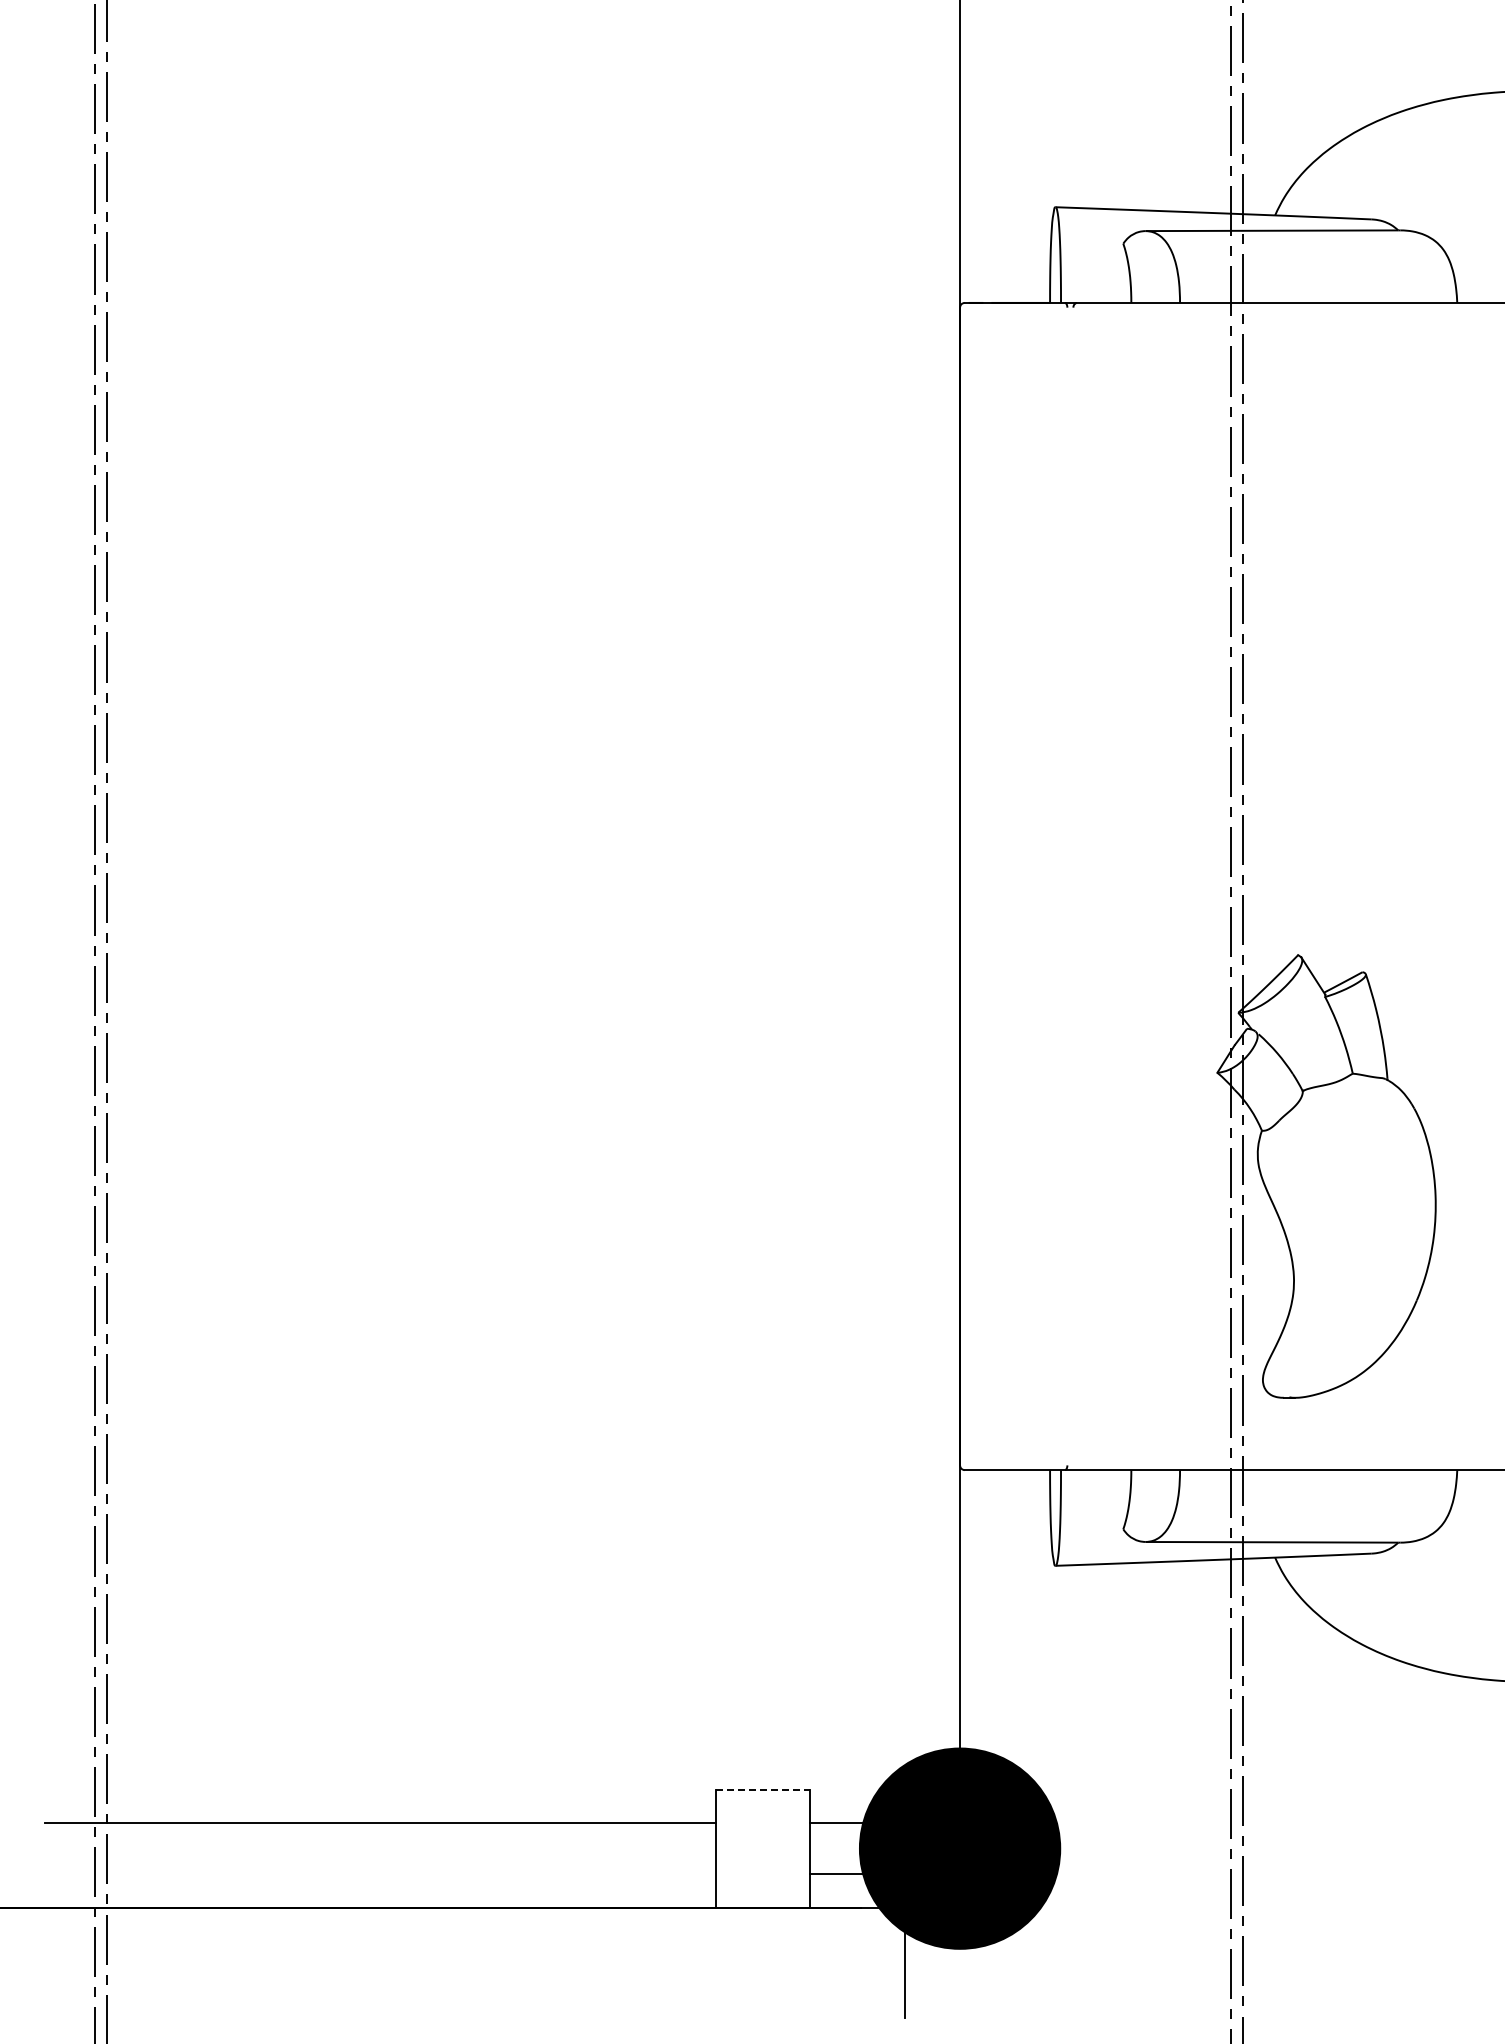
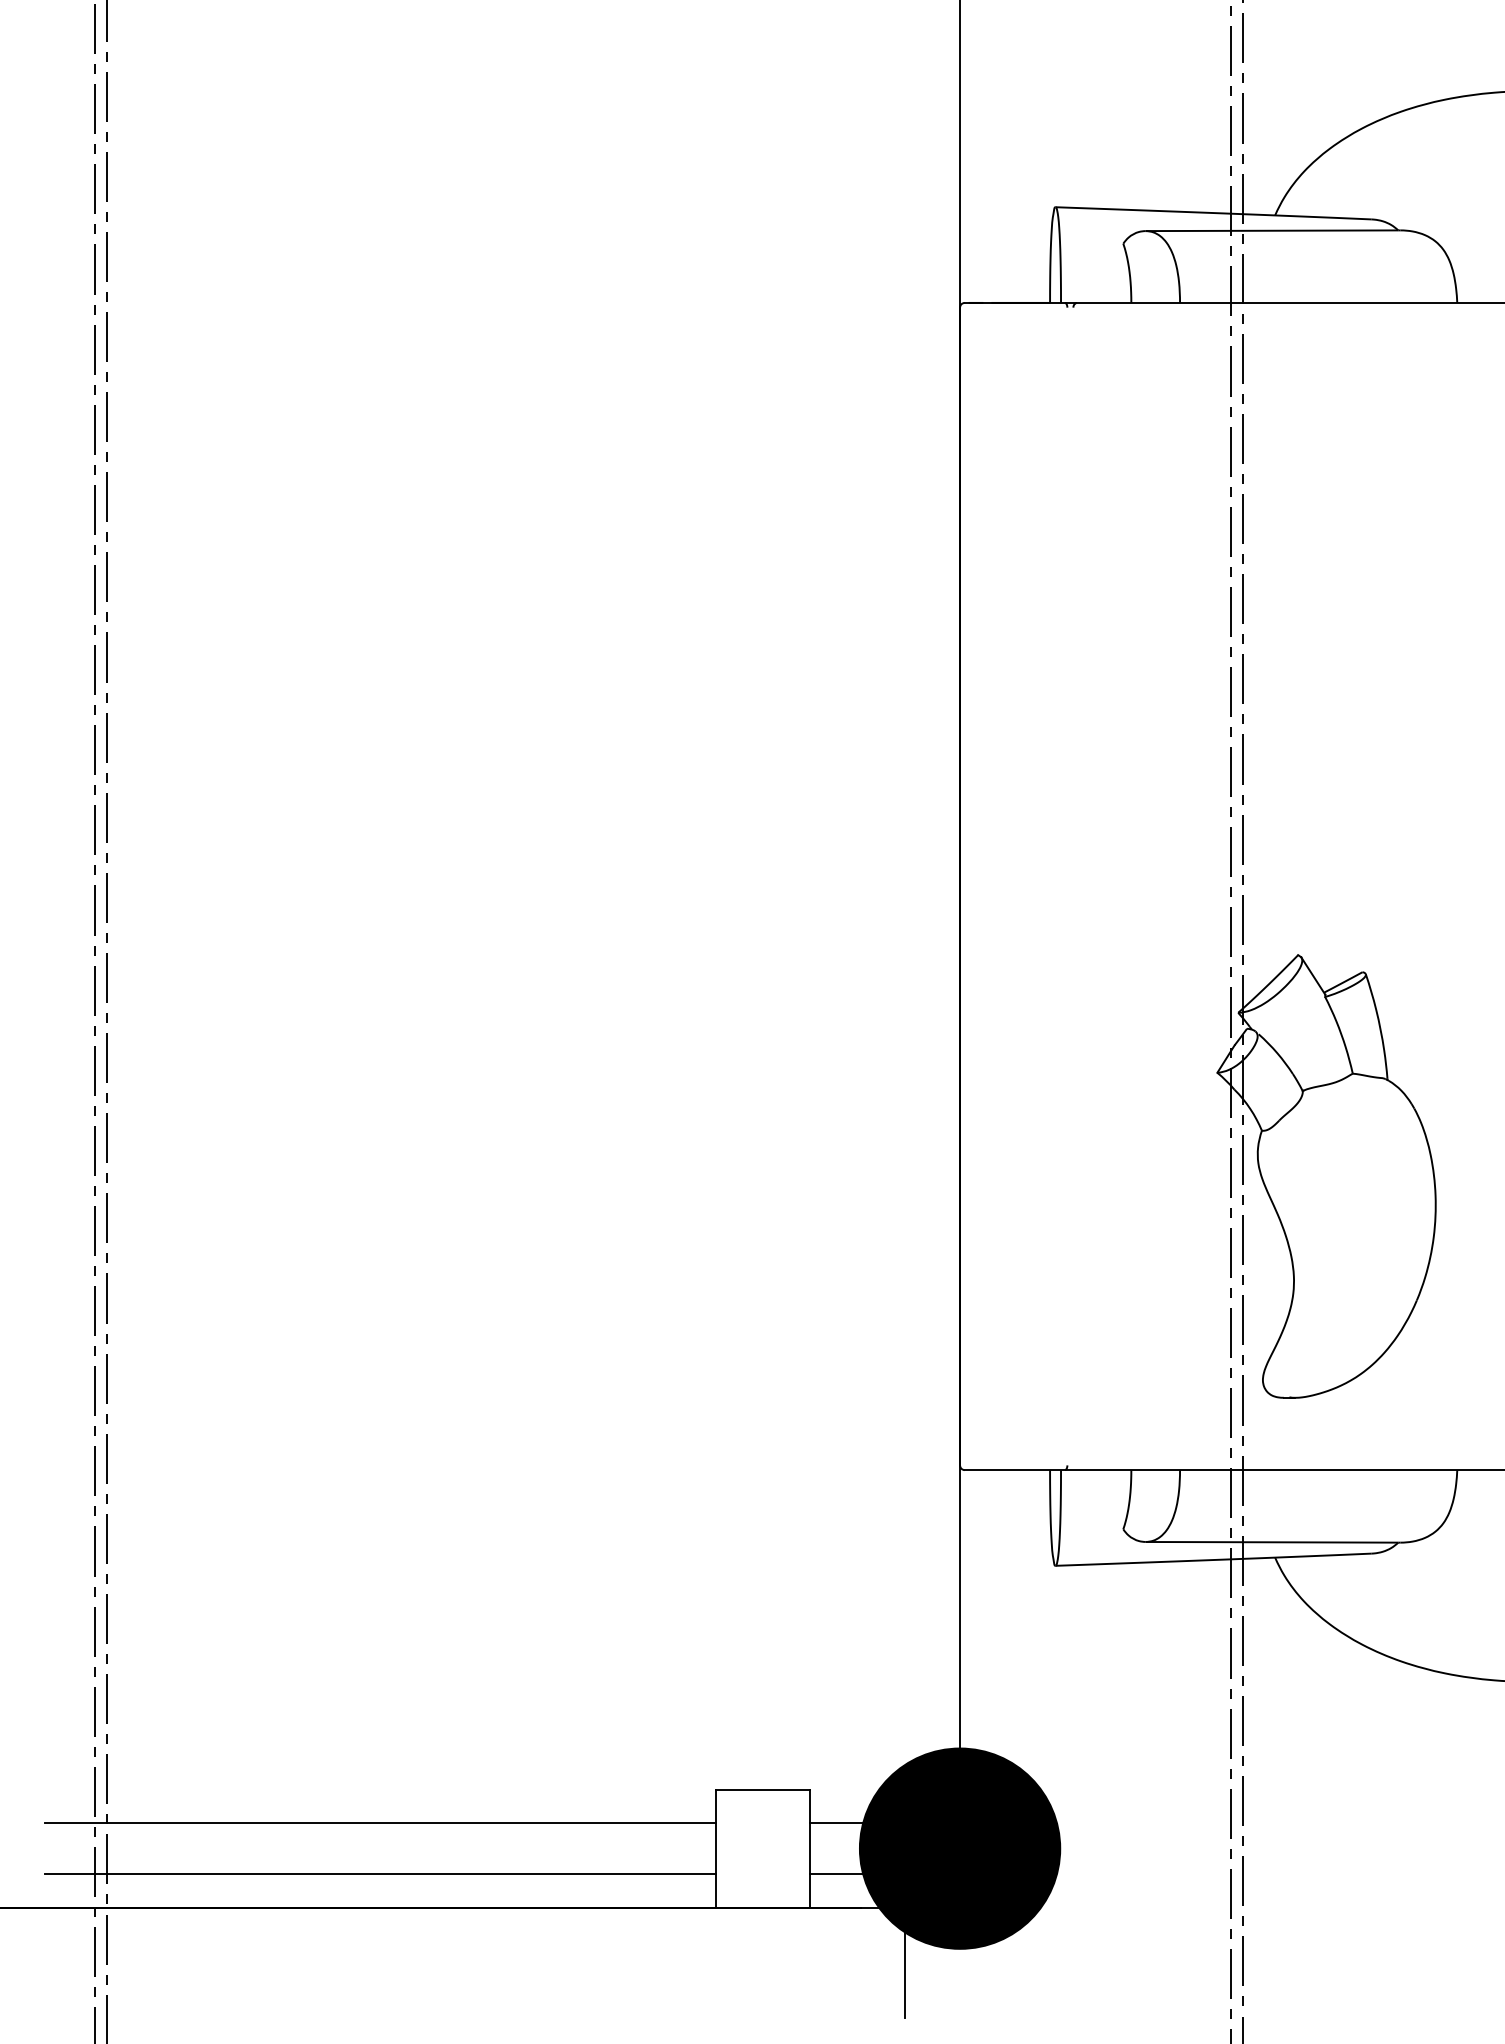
line: dashed -> solid (763, 1789)
line: none -> present (380, 1873)
